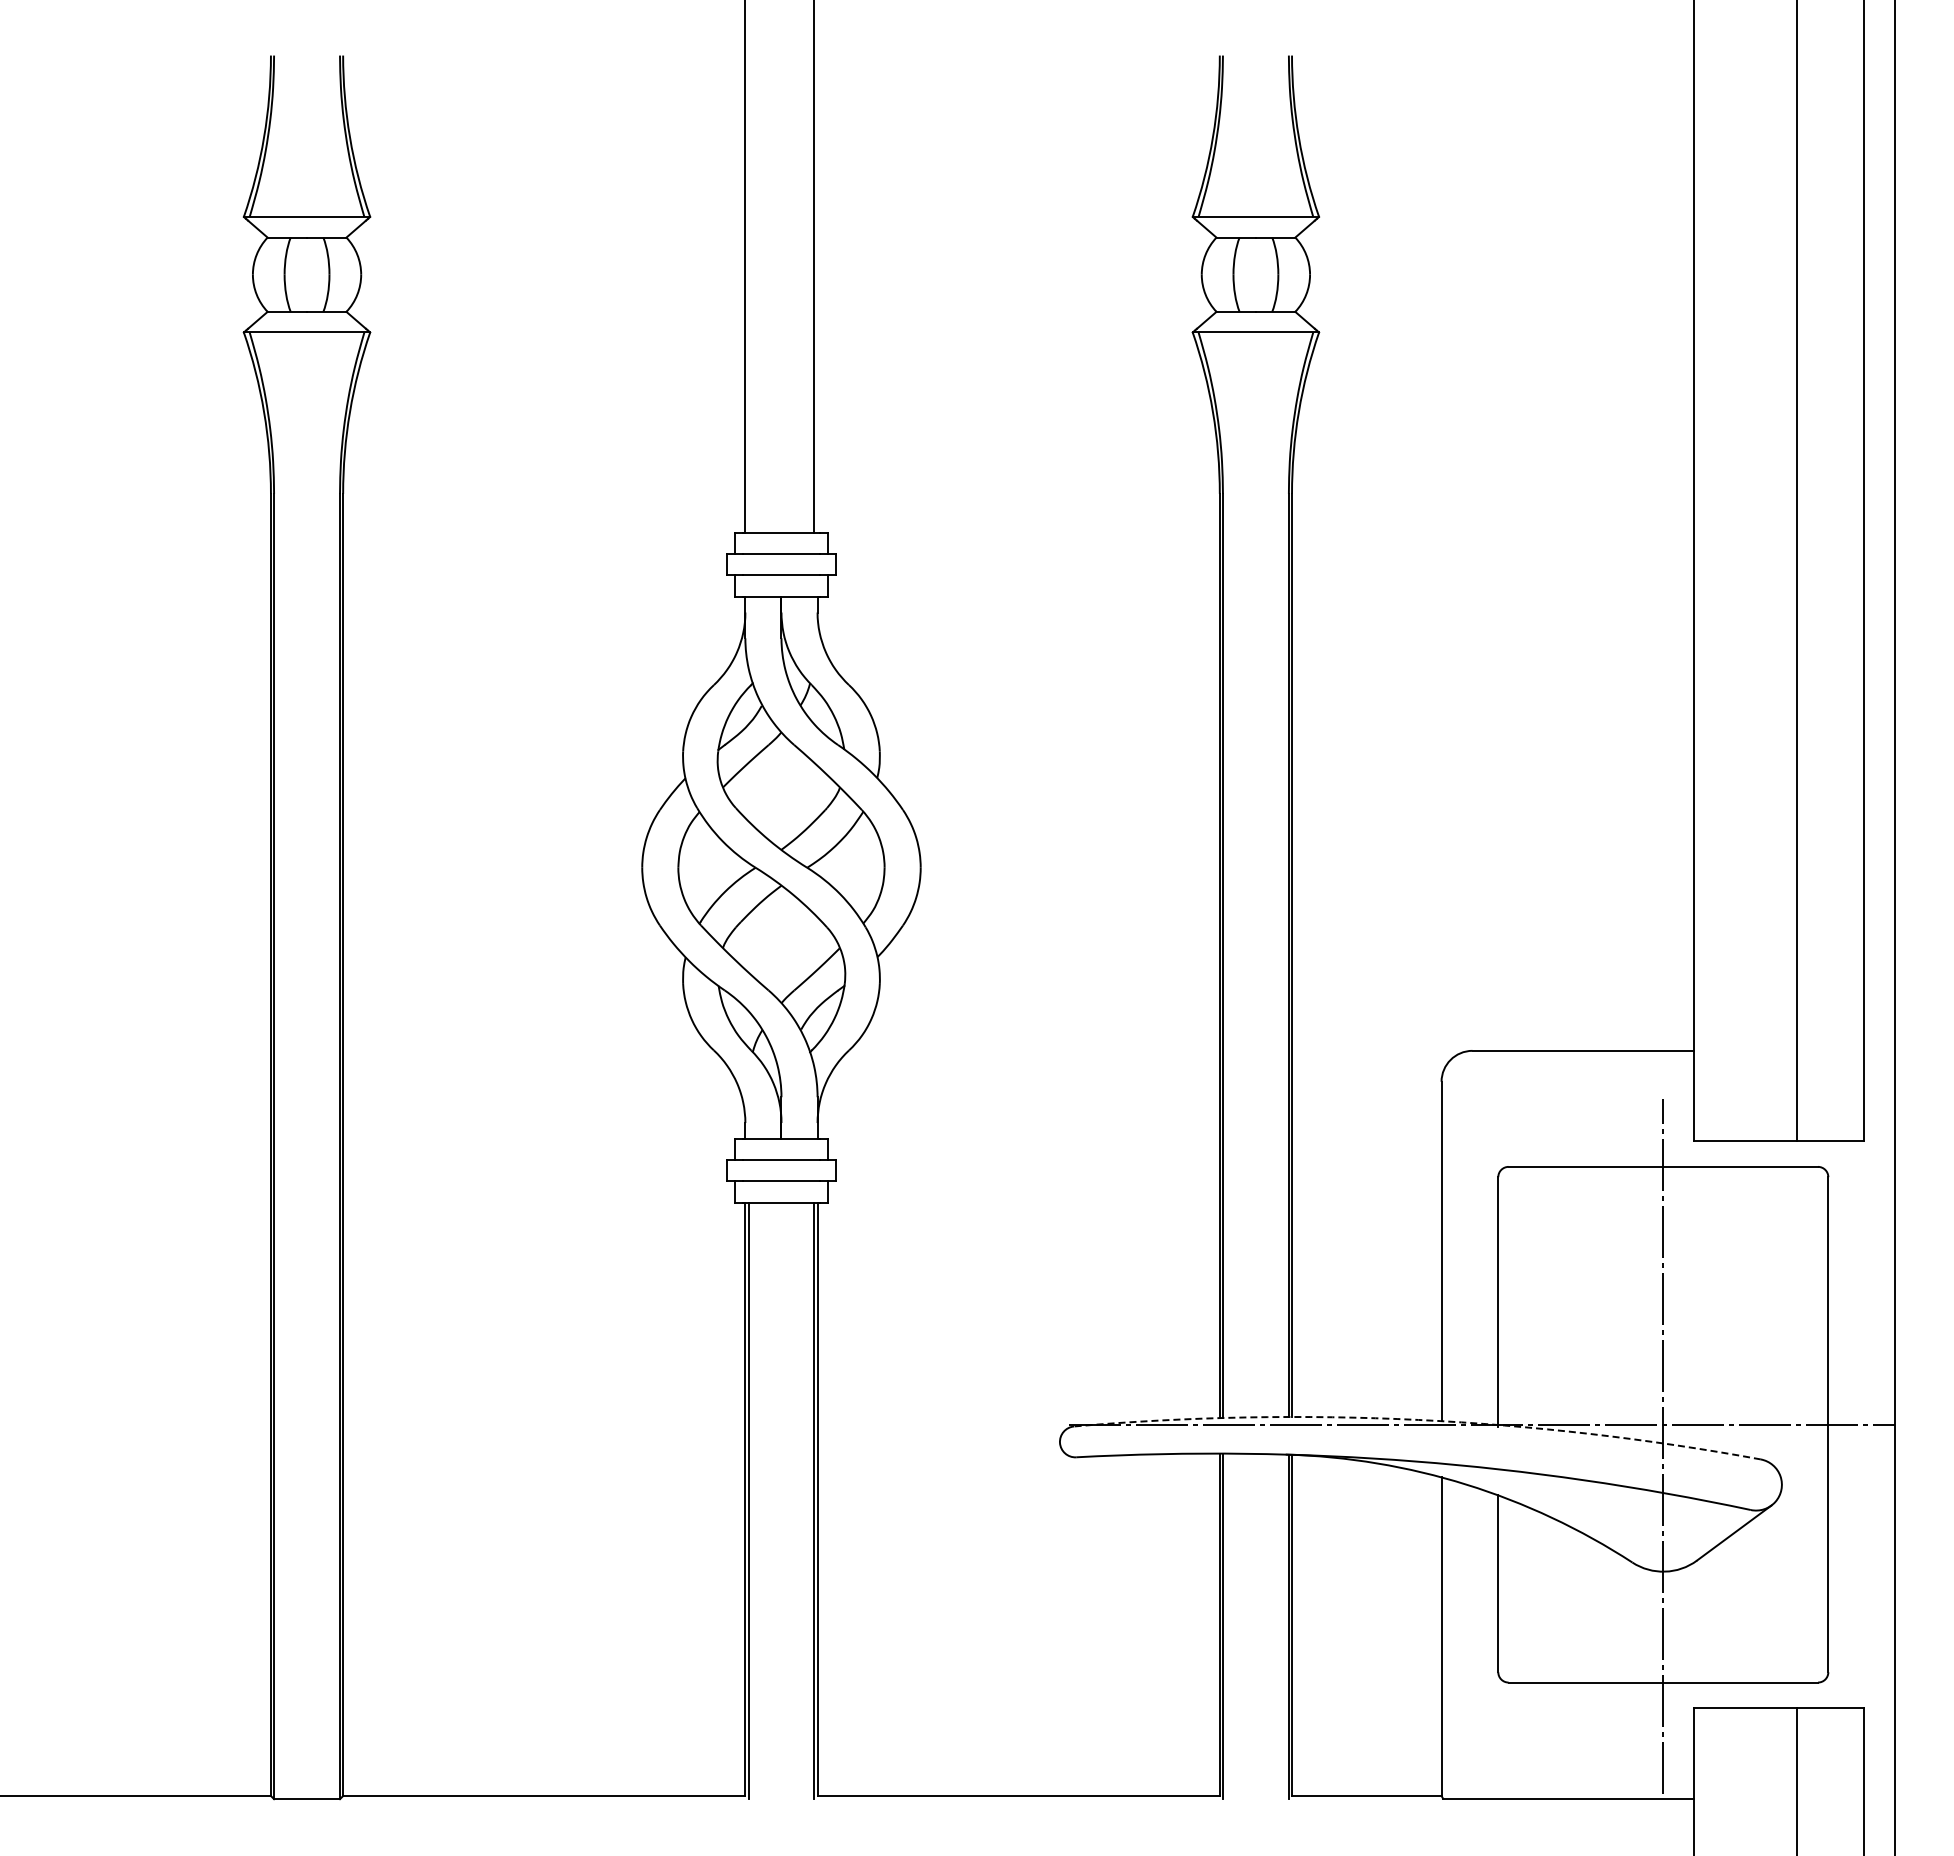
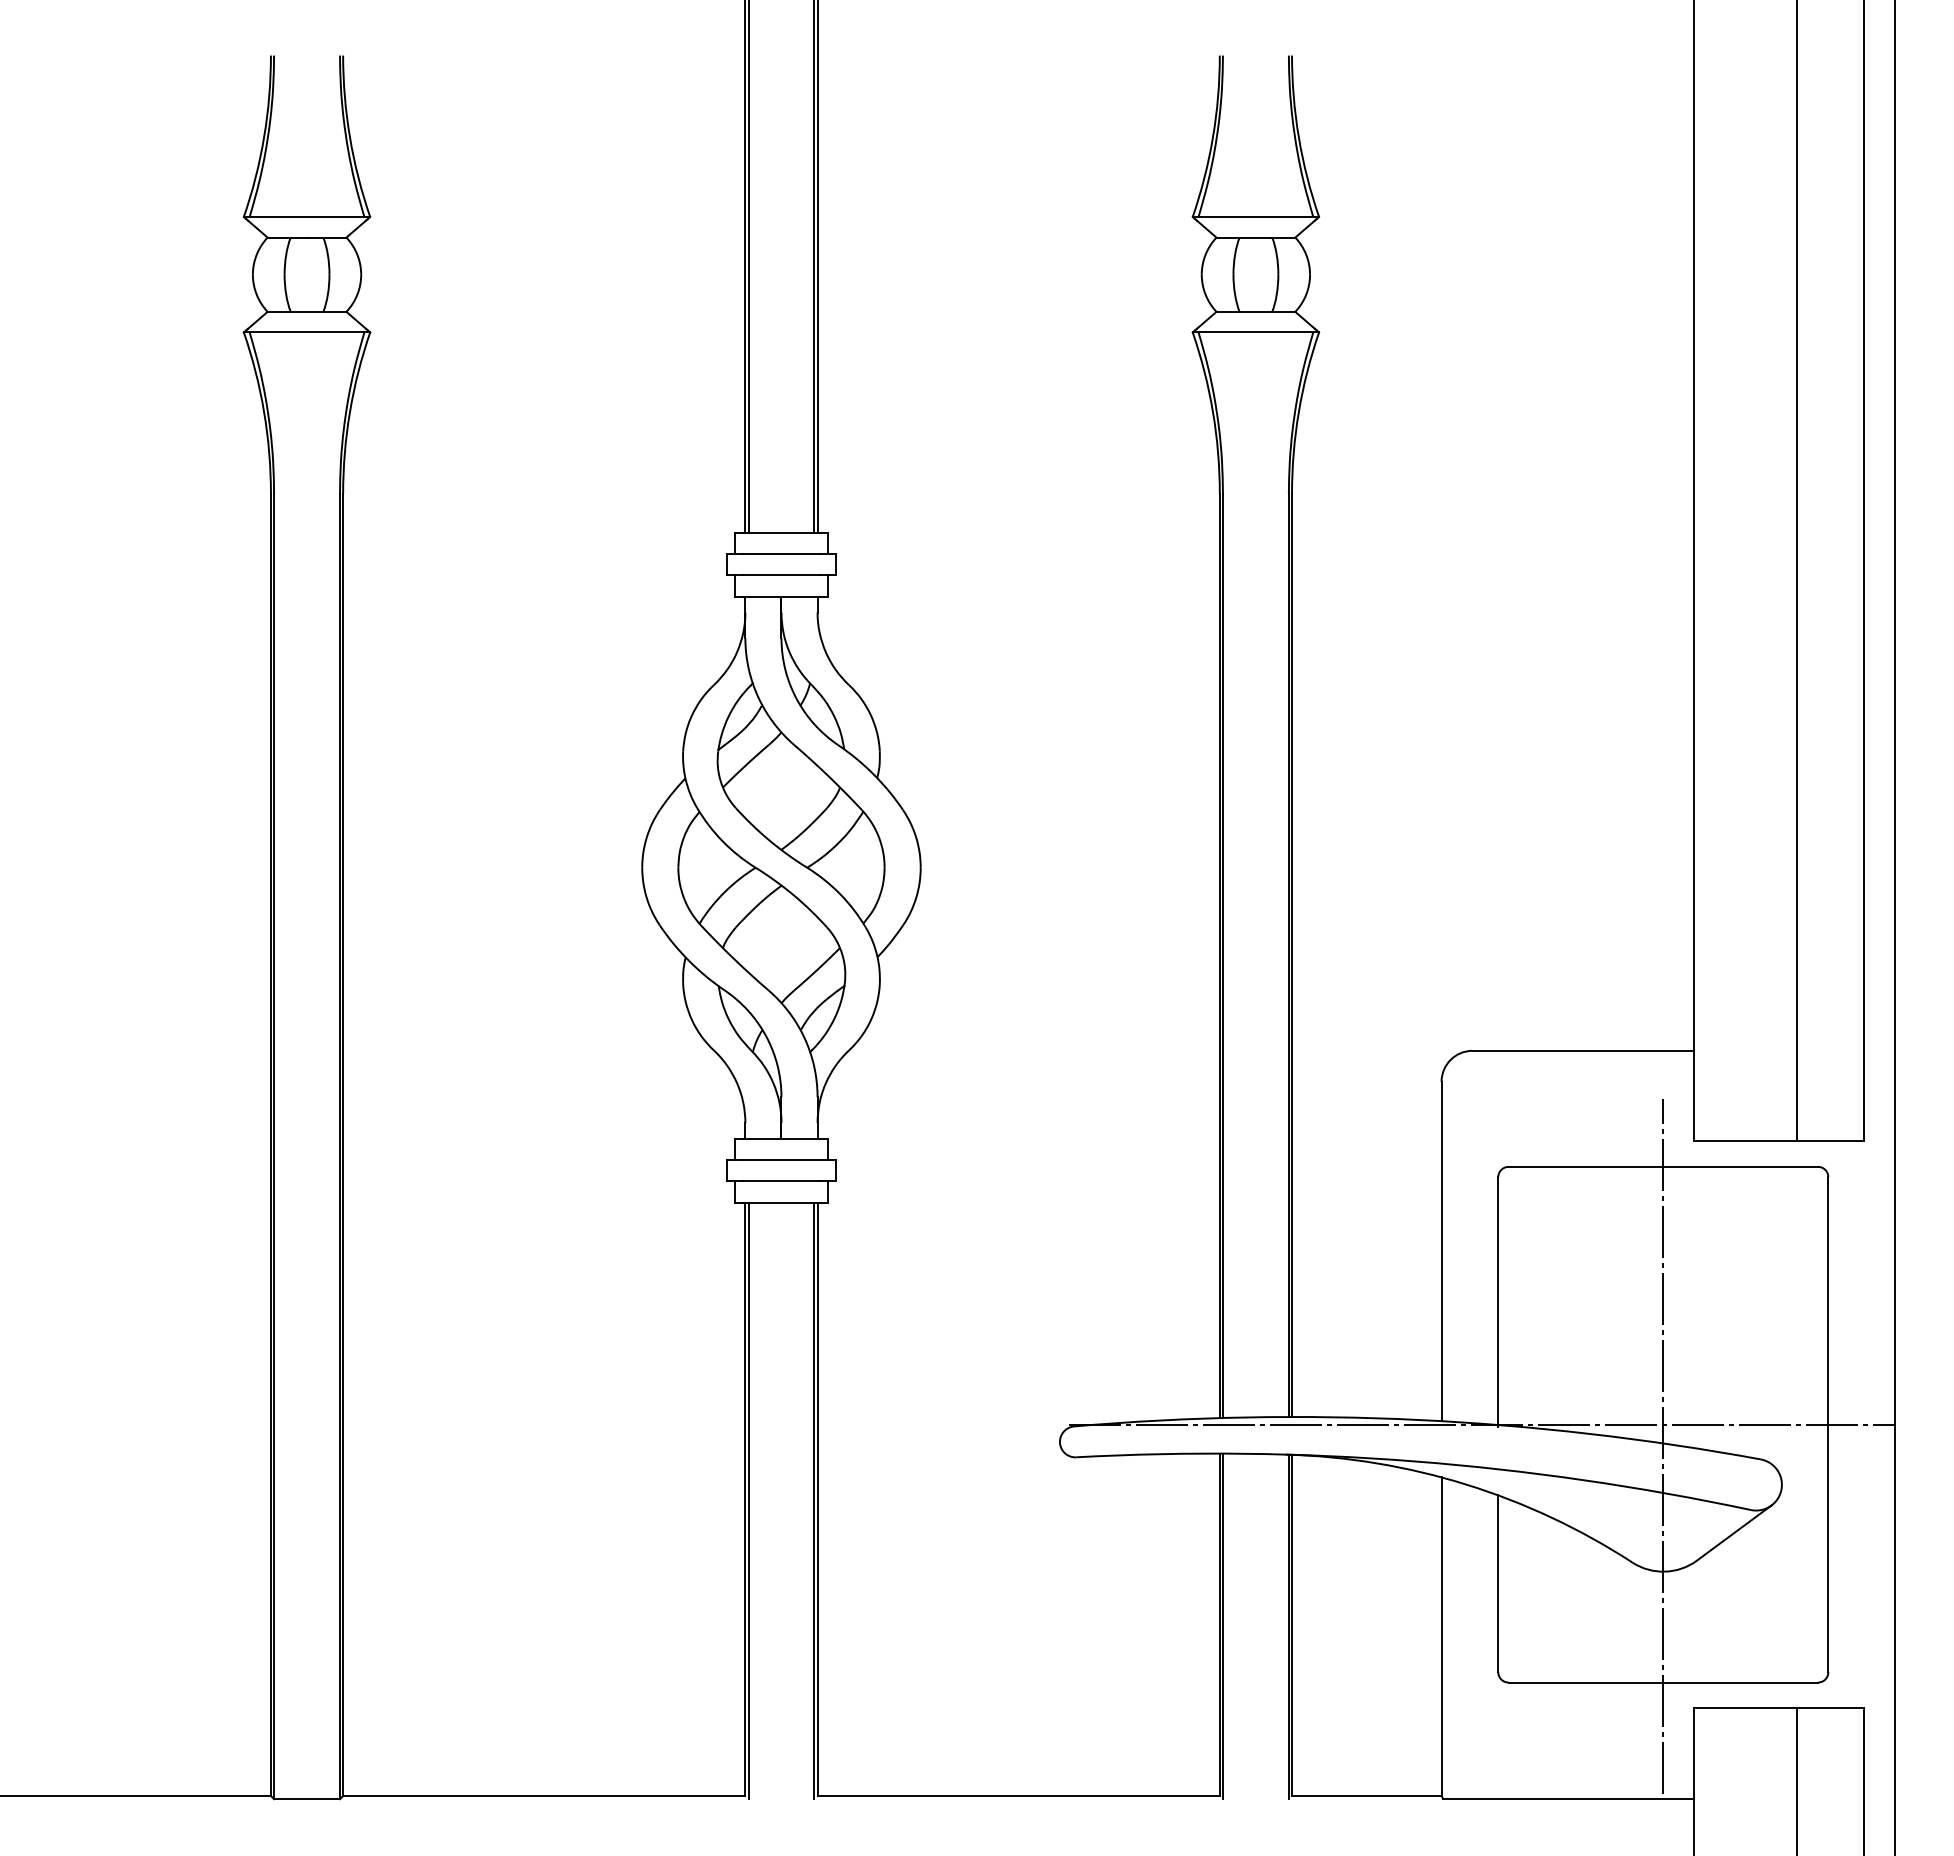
line: none -> present (748, 267)
line: none -> present (817, 267)
arc: dashed -> solid (1418, 1419)
